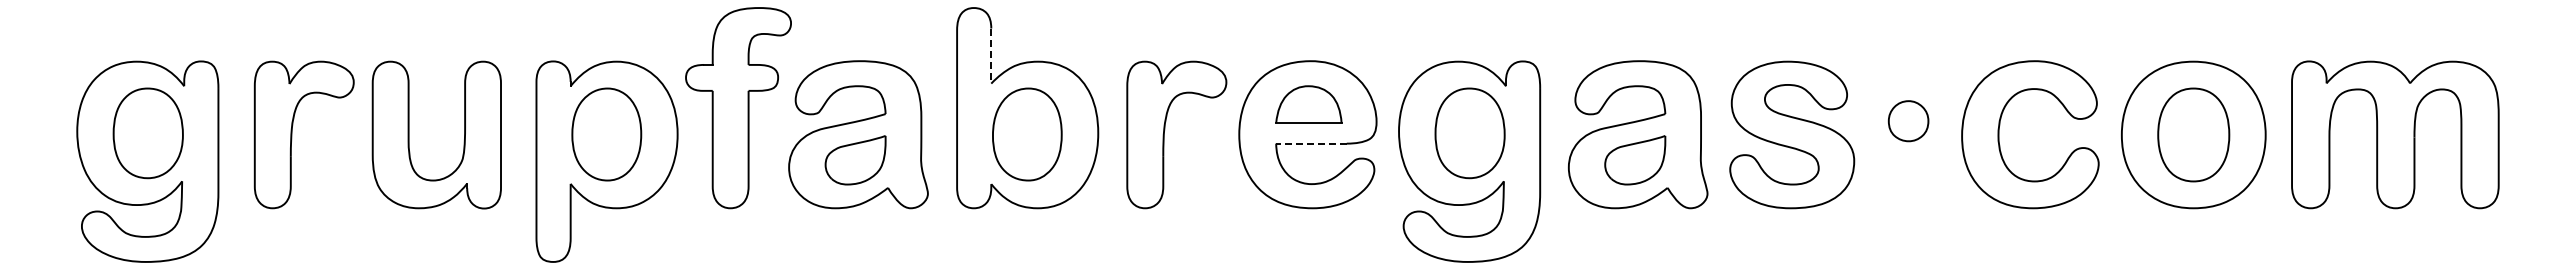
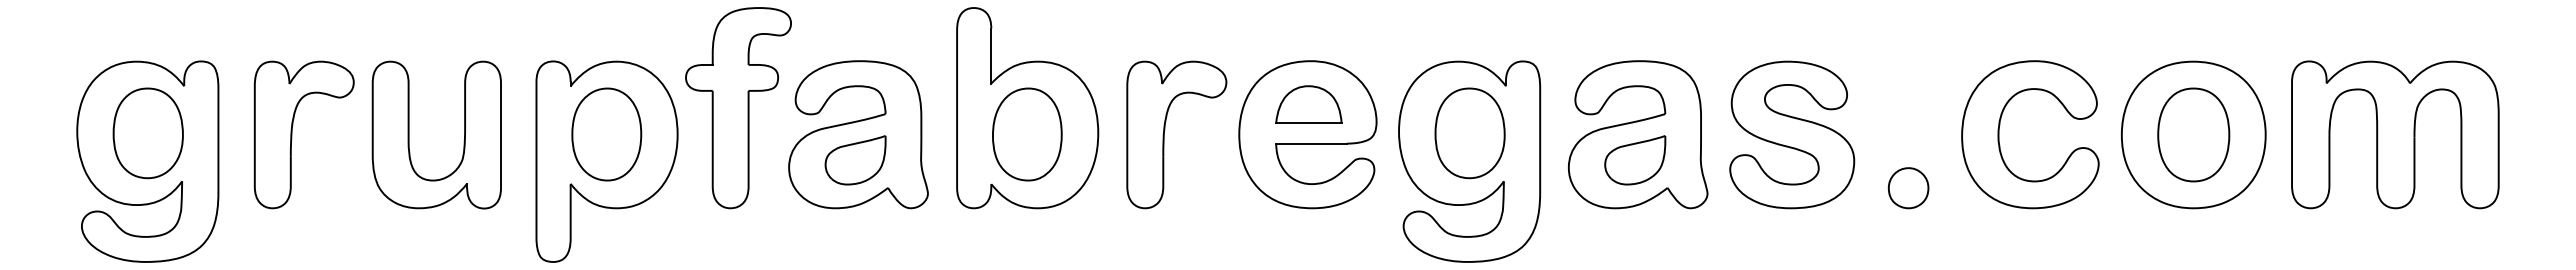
line: dashed -> solid (991, 56)
part position: (1908, 121) -> (1908, 188) (1908, 188)
line: dashed -> solid (1310, 143)
